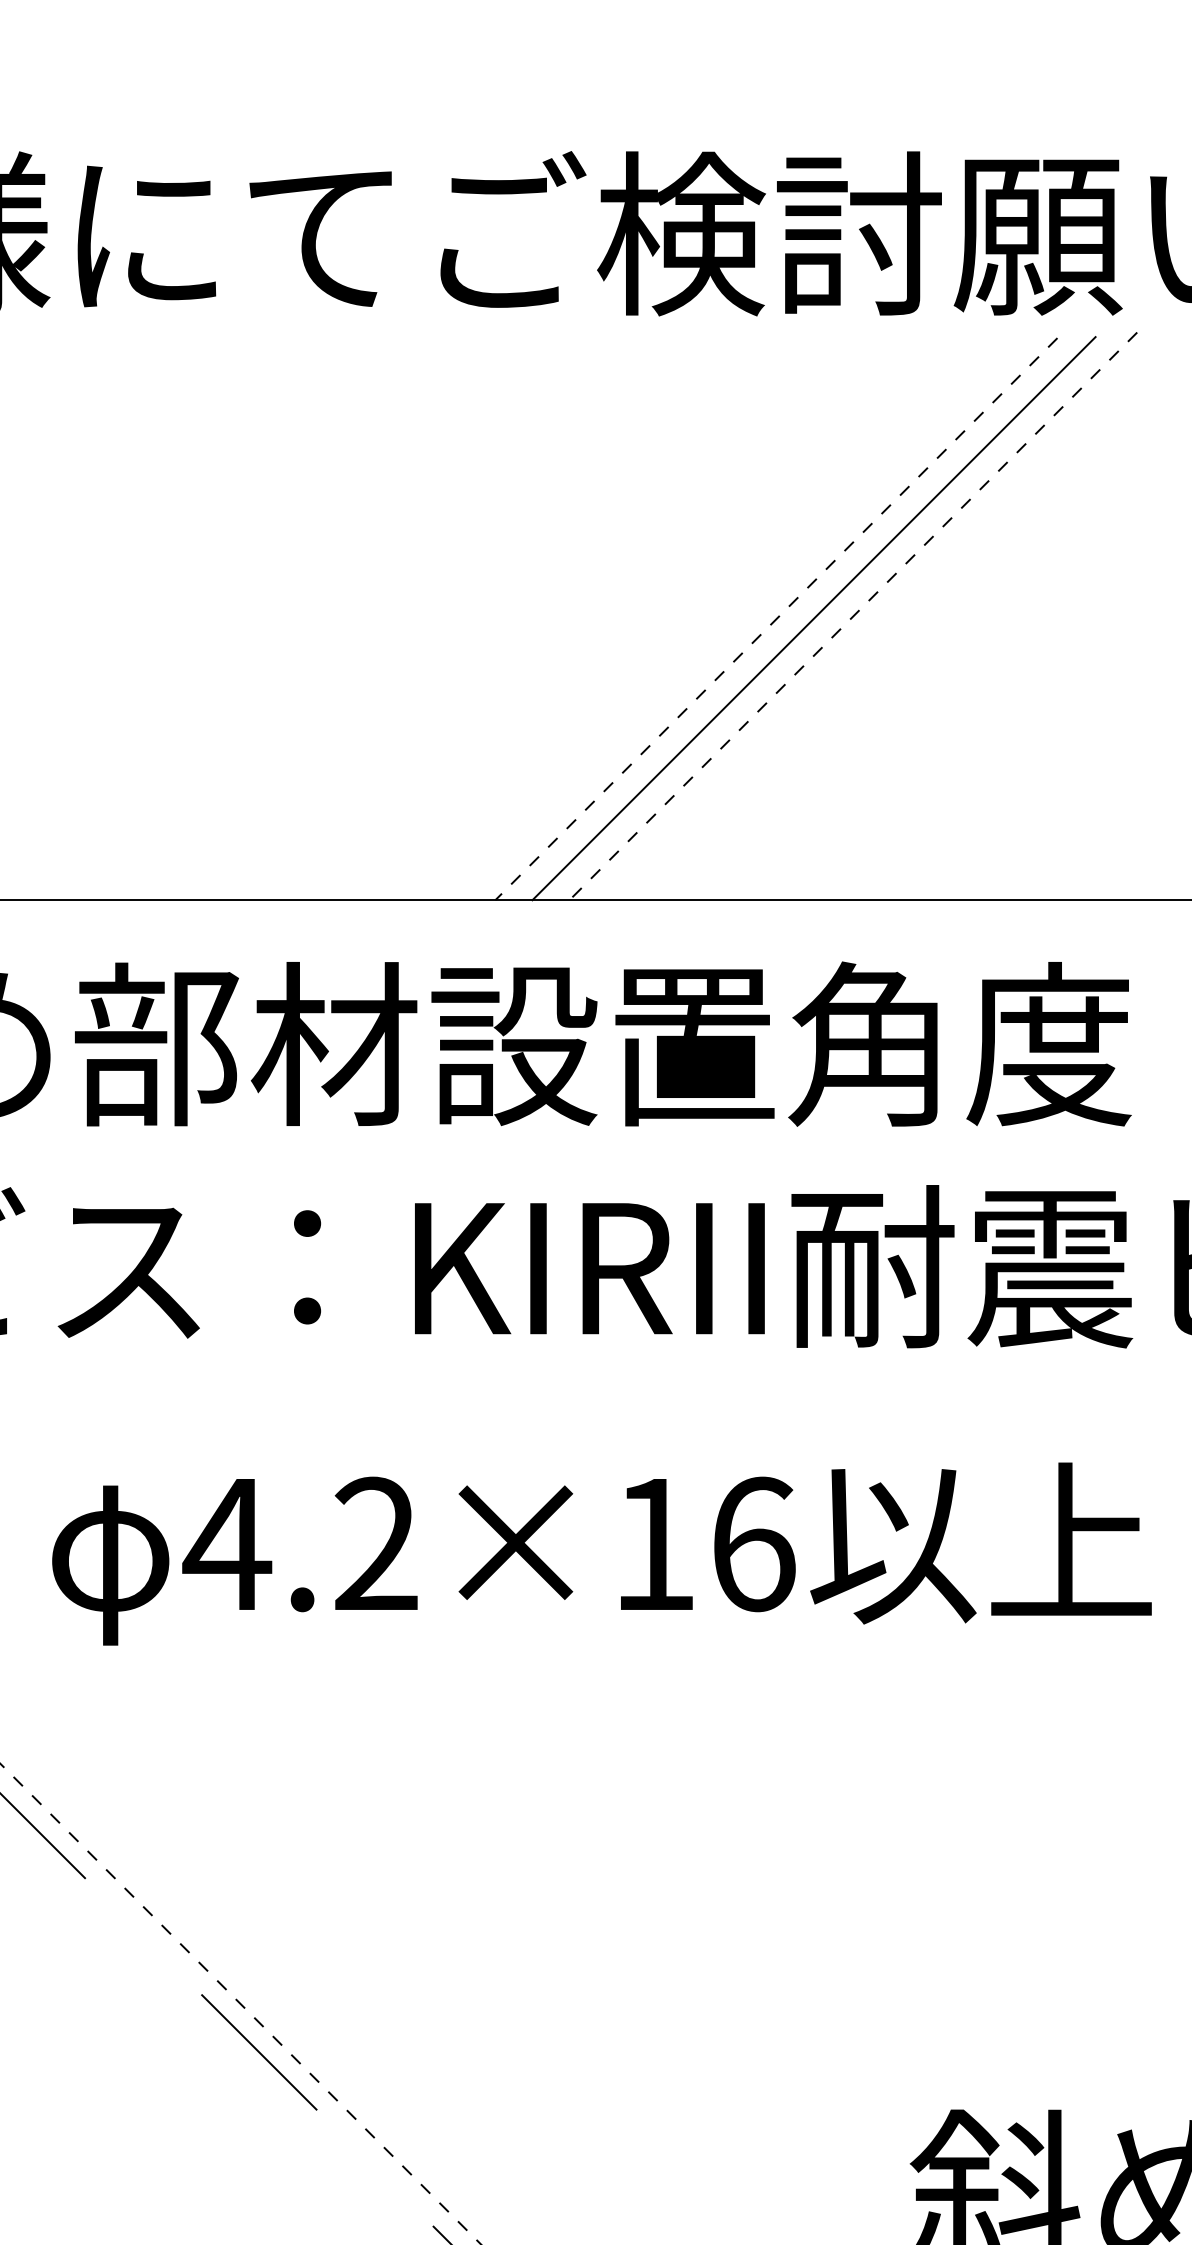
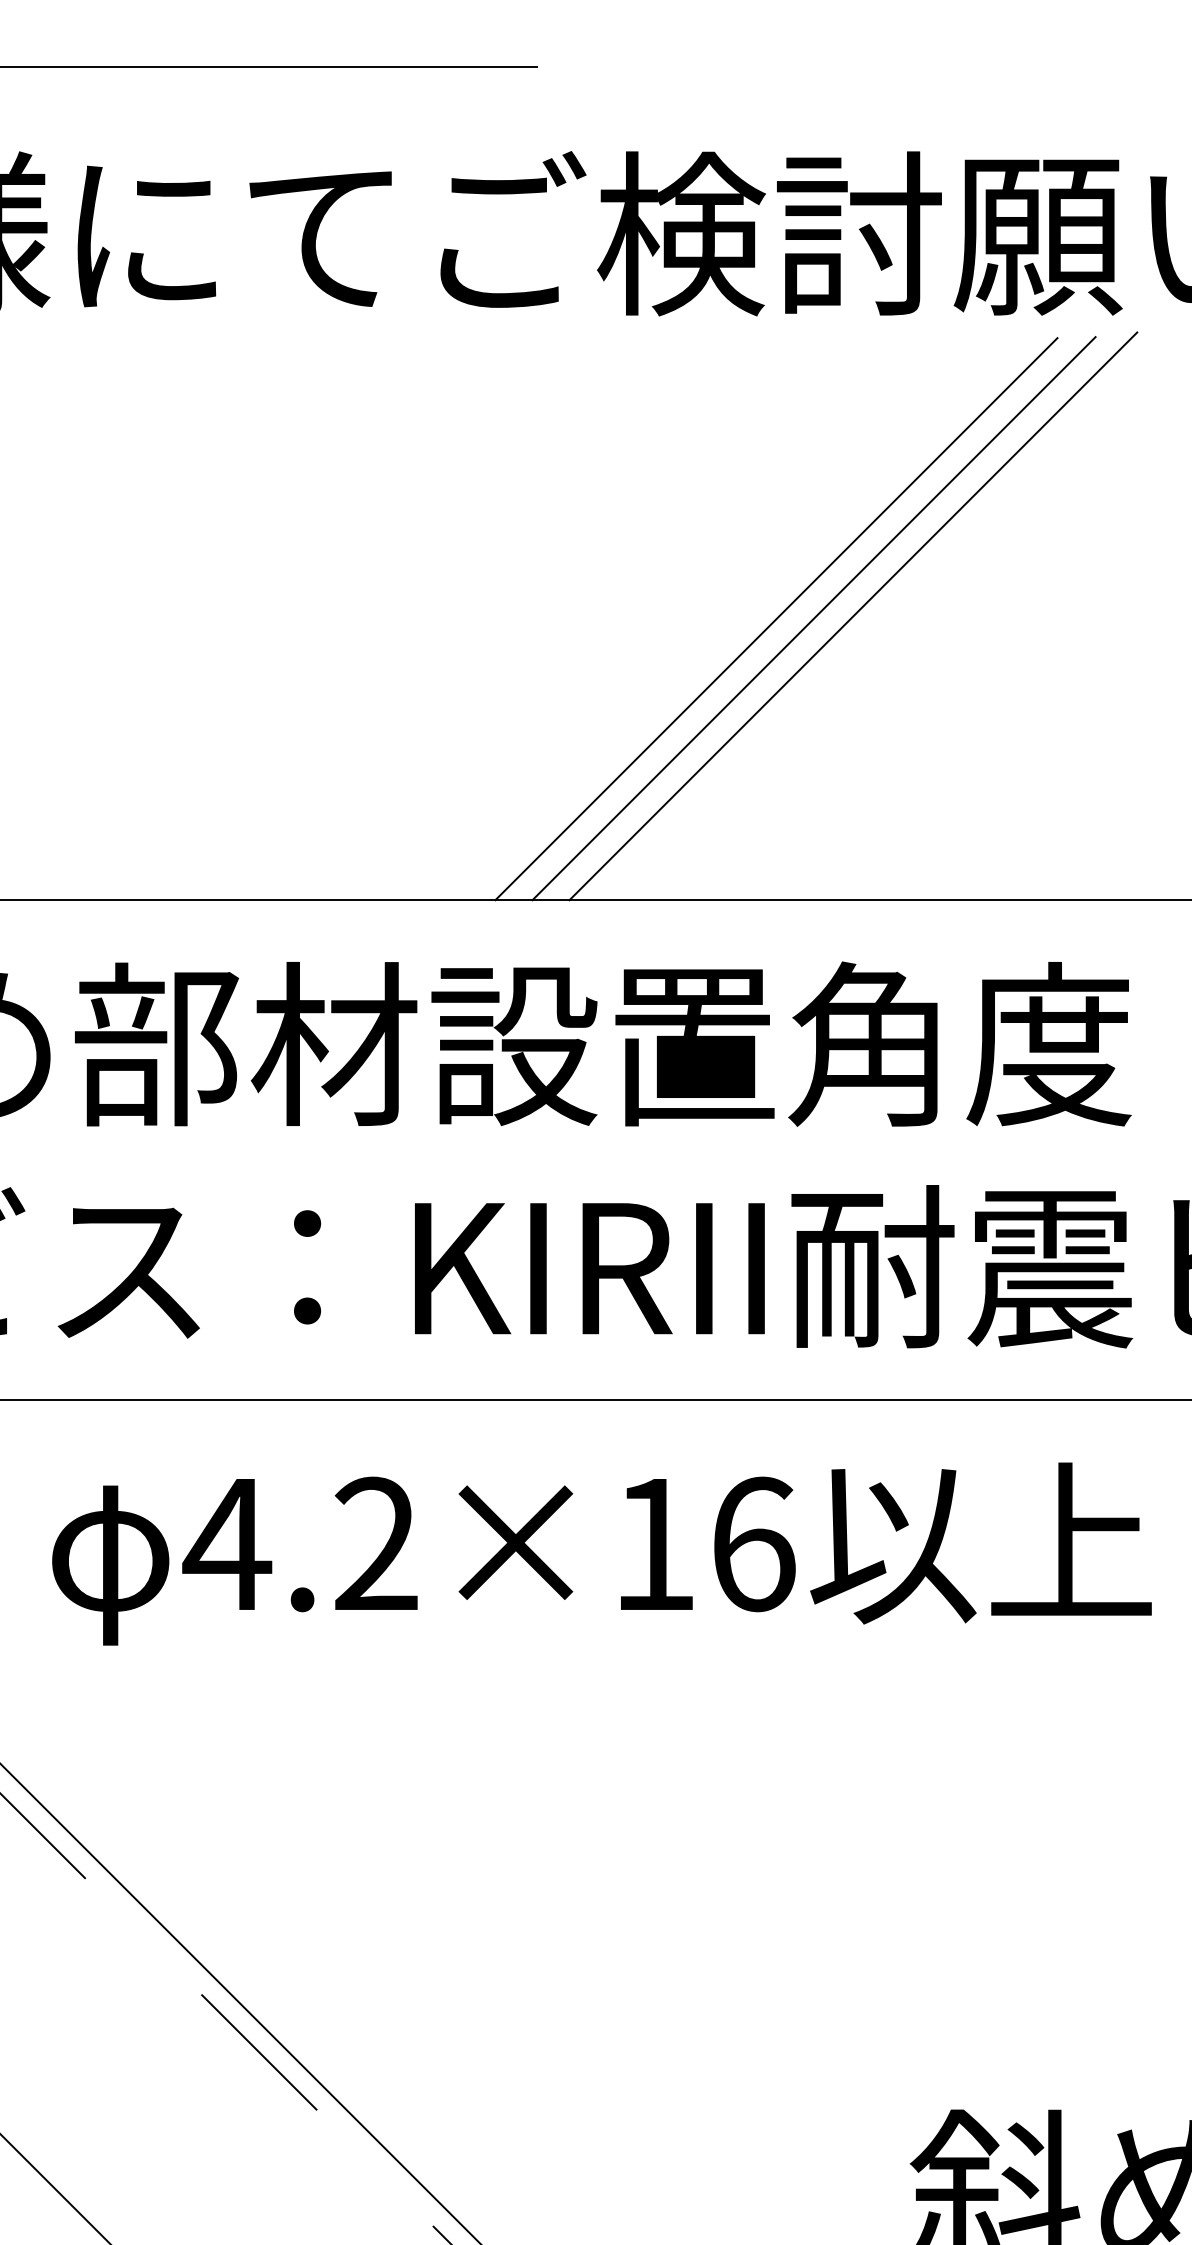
line: none -> present (269, 67)
line: dashed -> solid (853, 616)
line: dashed -> solid (776, 619)
line: none -> present (595, 1399)
line: dashed -> solid (241, 2004)
line: none -> present (54, 2188)
